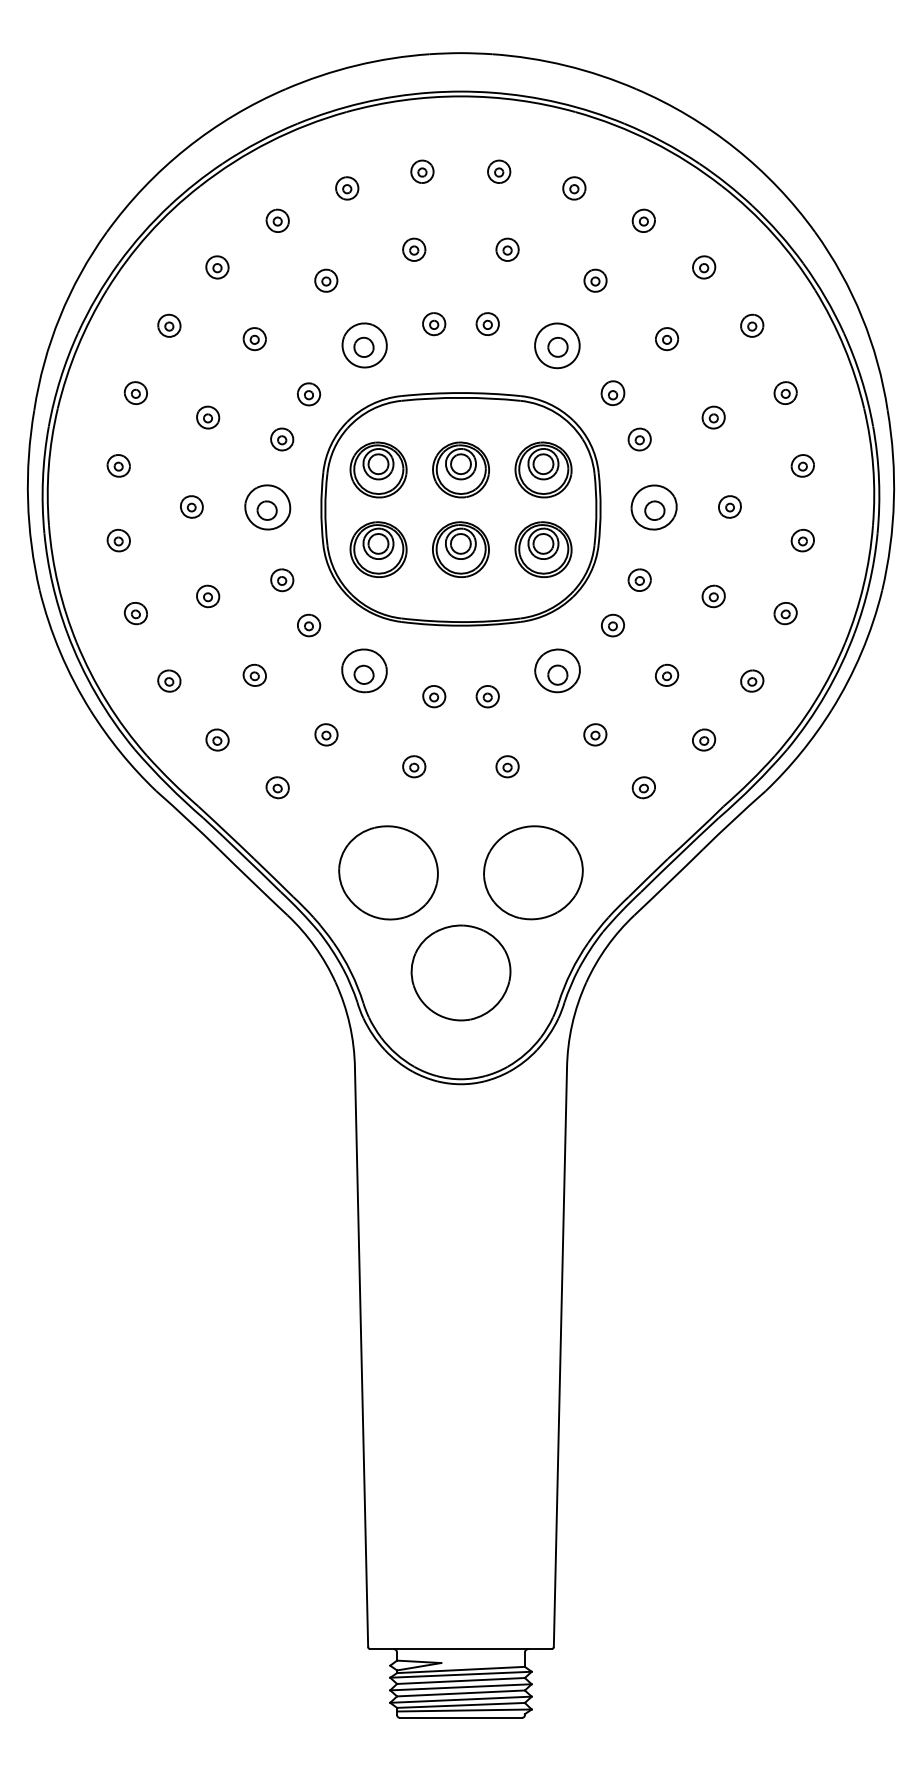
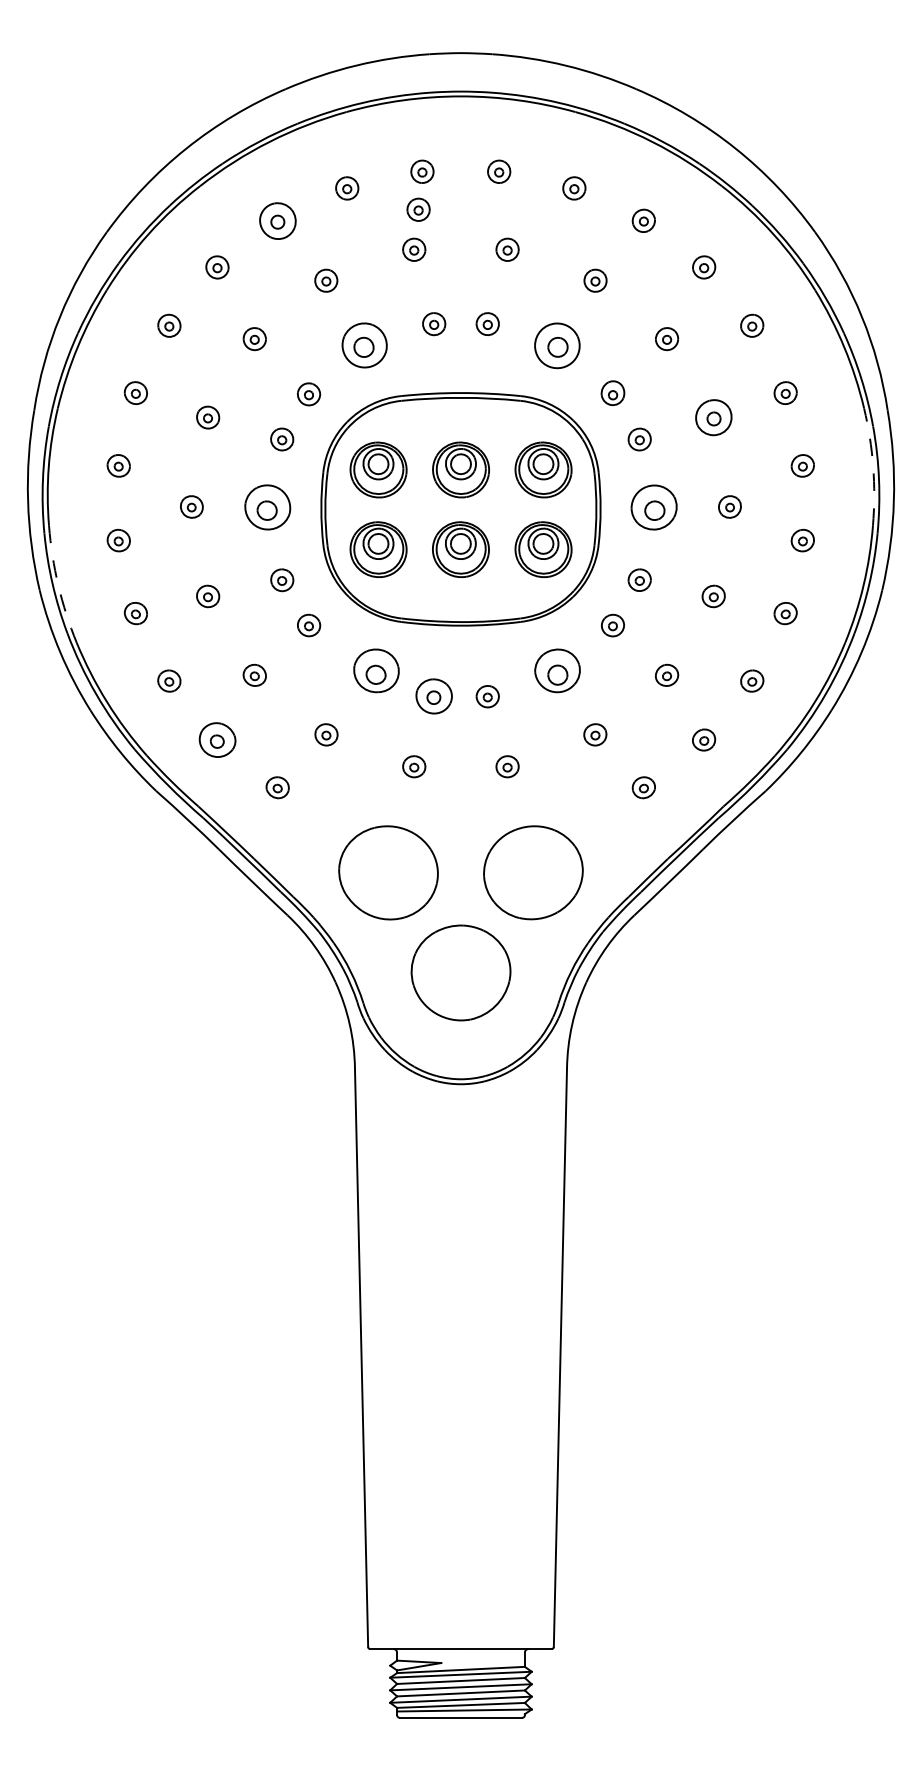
part: none -> present (418, 209)
part size: 25x25 px -> 38x38 px (277, 220)
part size: 25x25 px -> 38x38 px (713, 417)
arc: solid -> dashed (873, 466)
arc: solid -> dashed (58, 585)
part position: (364, 670) -> (376, 670) (376, 670)
part size: 25x24 px -> 38x37 px (433, 696)
part size: 25x24 px -> 39x36 px (217, 739)
